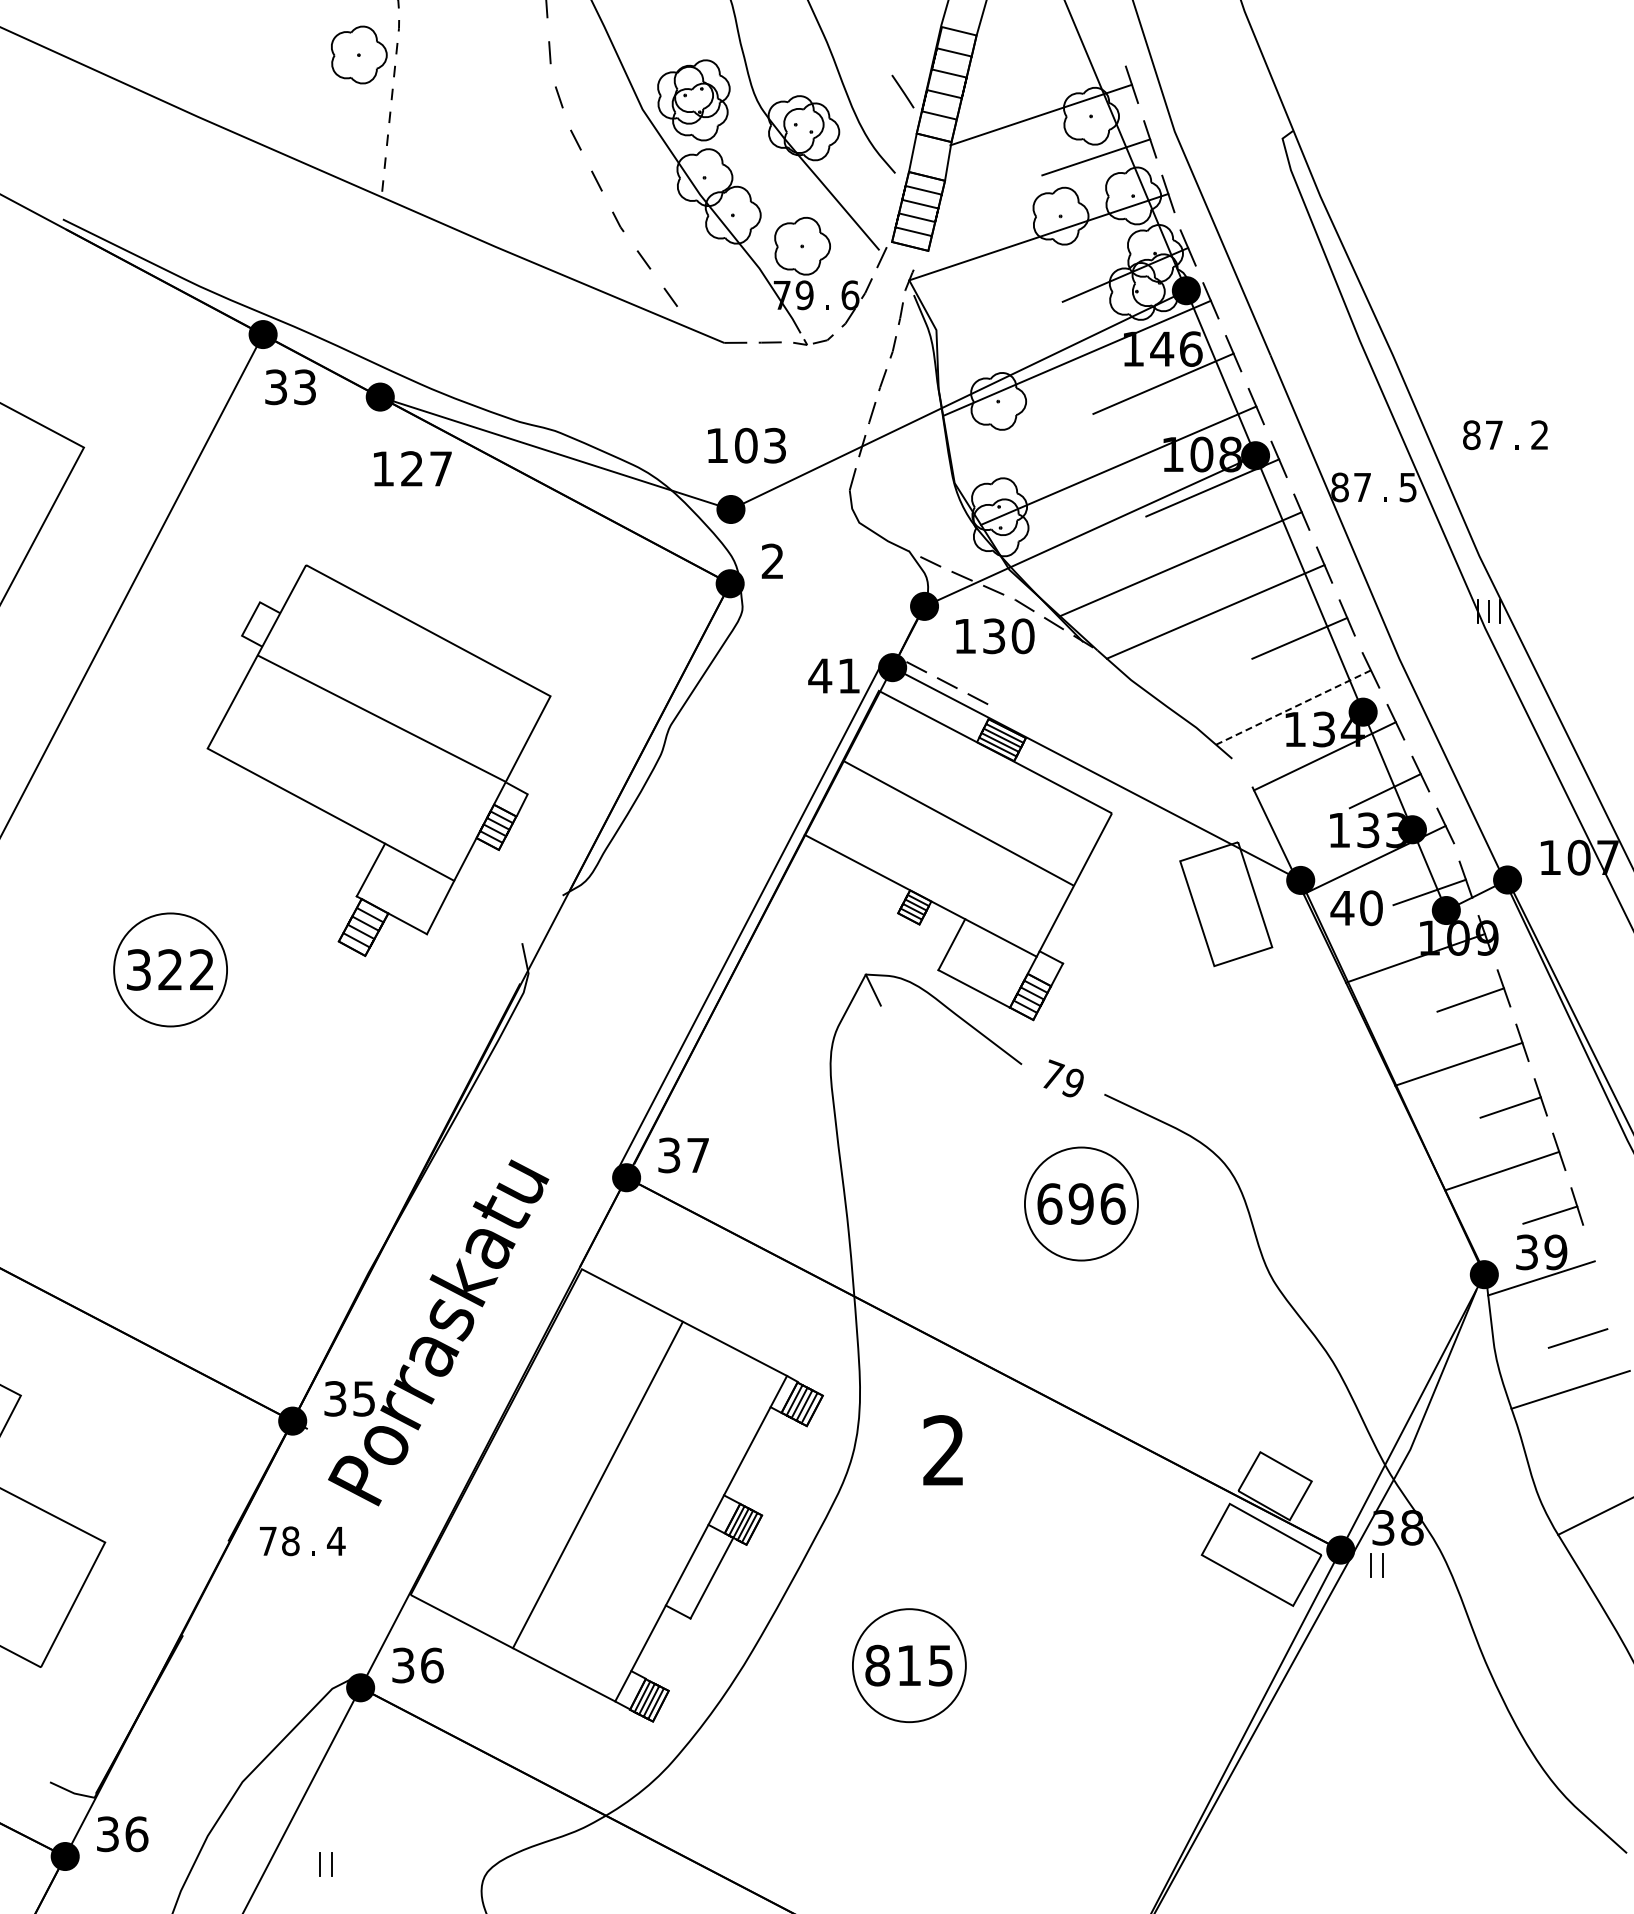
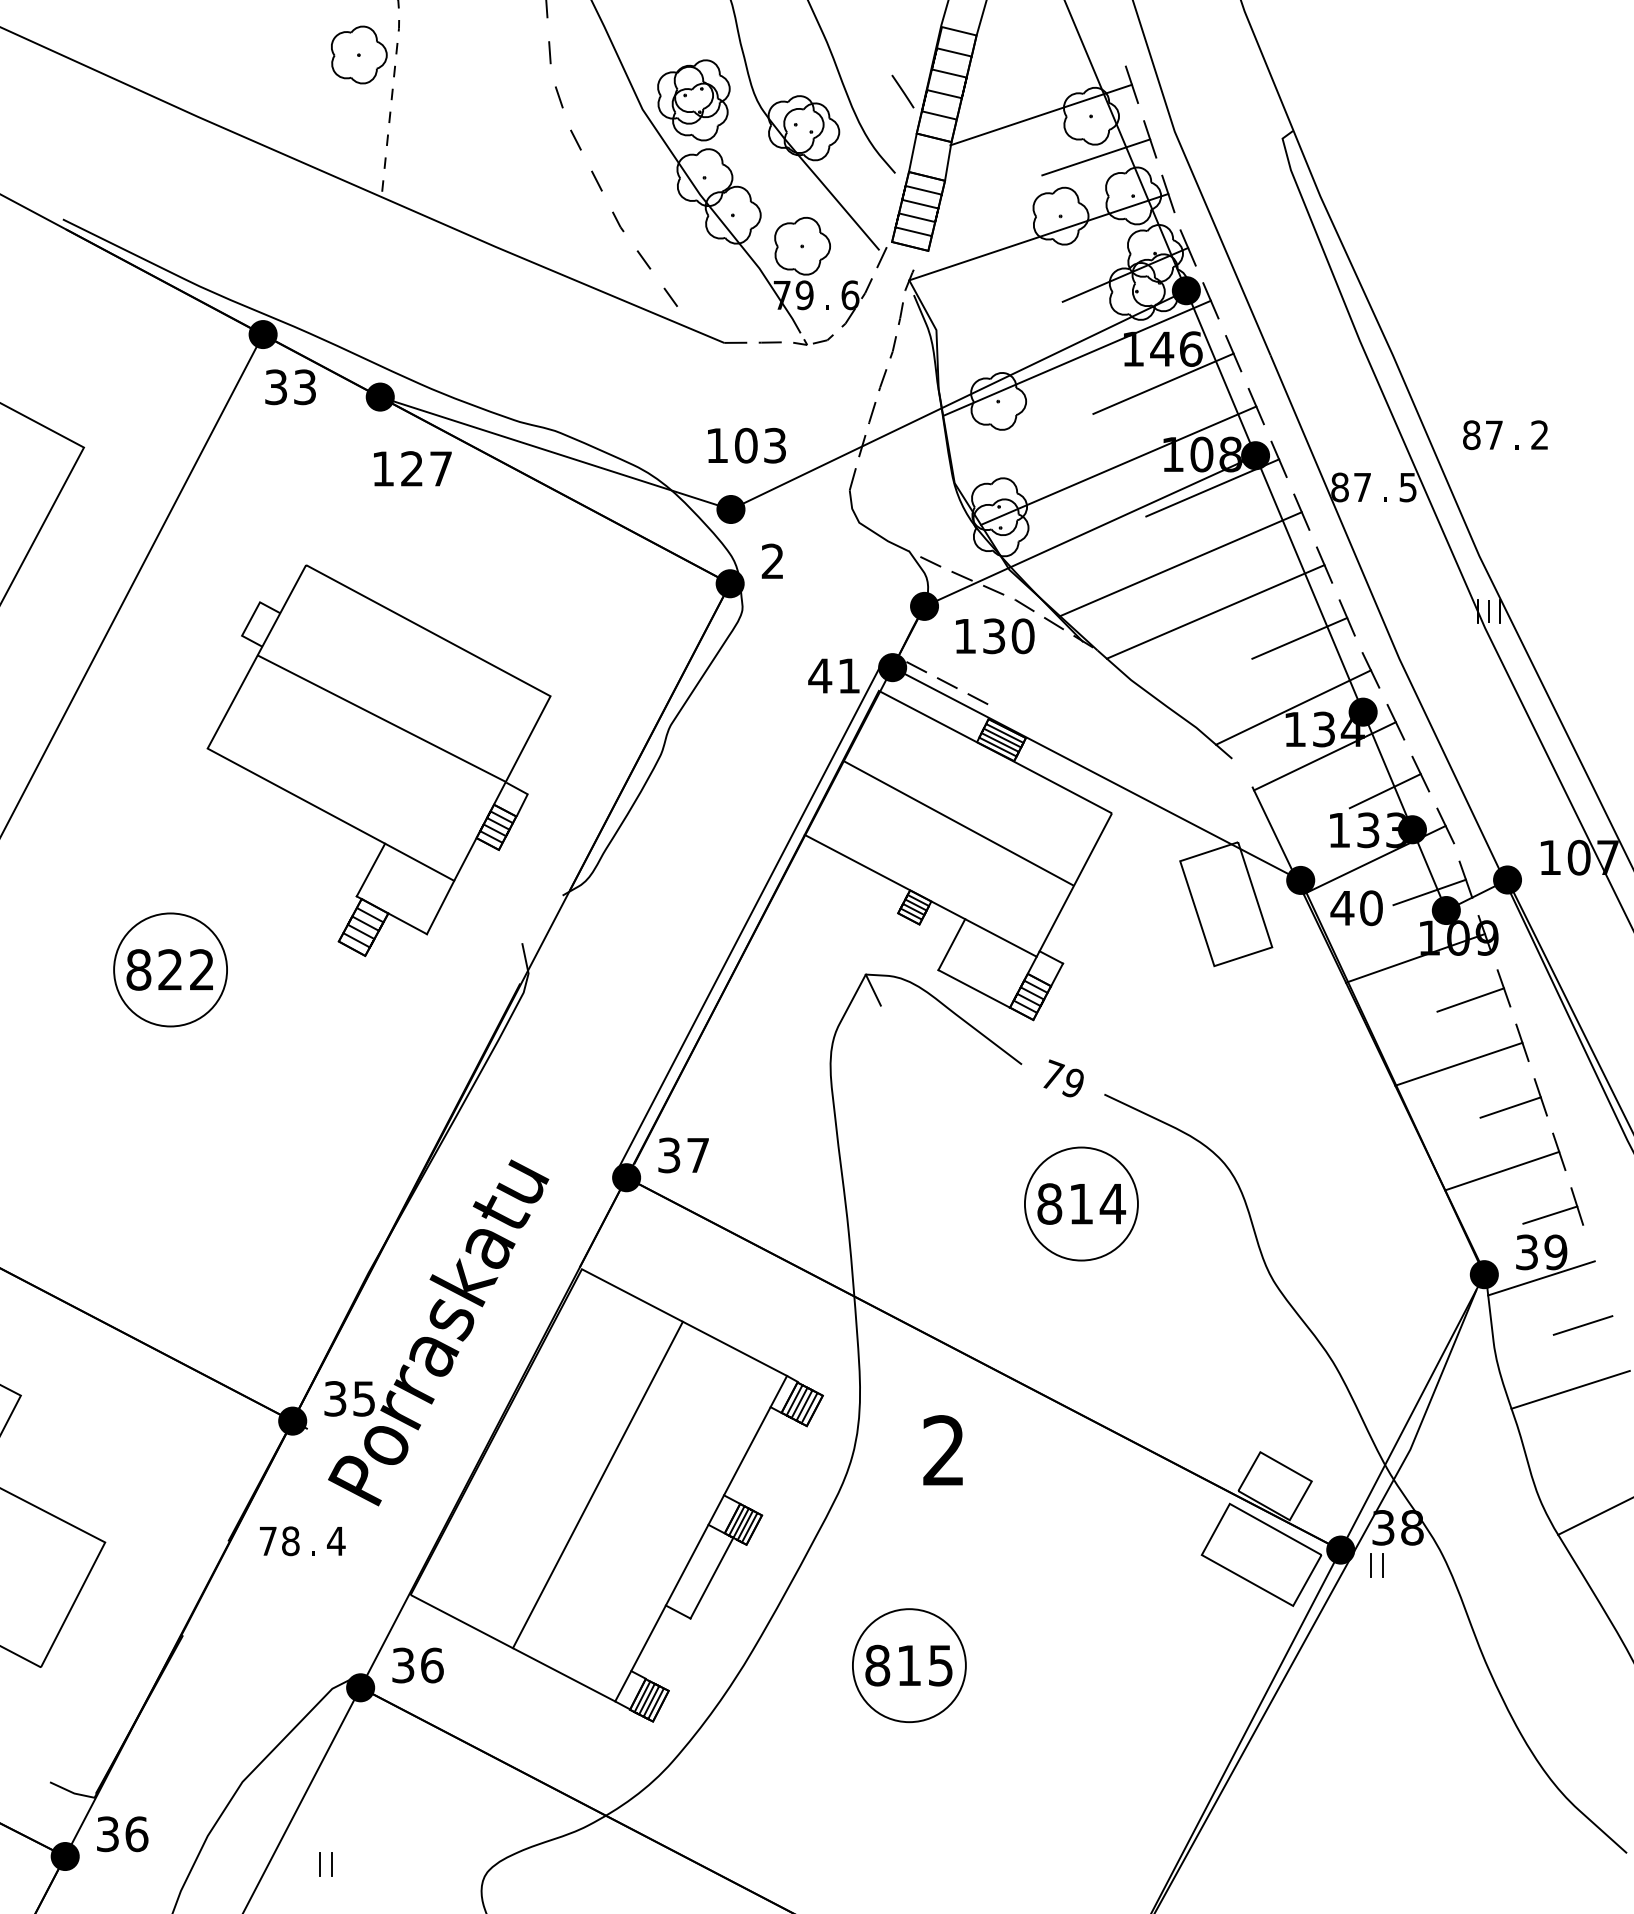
line: dashed -> solid (1293, 707)
text: 322 -> 822 (138, 969)
text: 696 -> 814 (1081, 1203)
line position: (1577, 1338) -> (1582, 1325) (1582, 1325)
